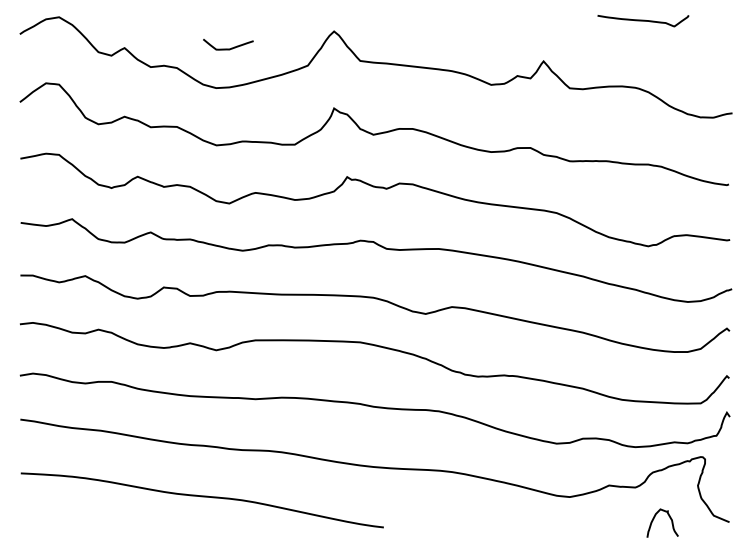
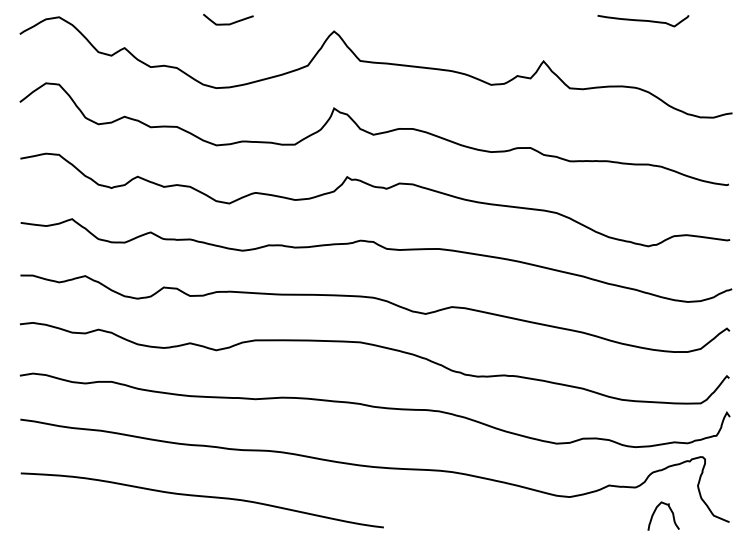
curve position: (228, 48) -> (228, 23) (228, 23)
curve position: (669, 518) -> (670, 511) (670, 511)
